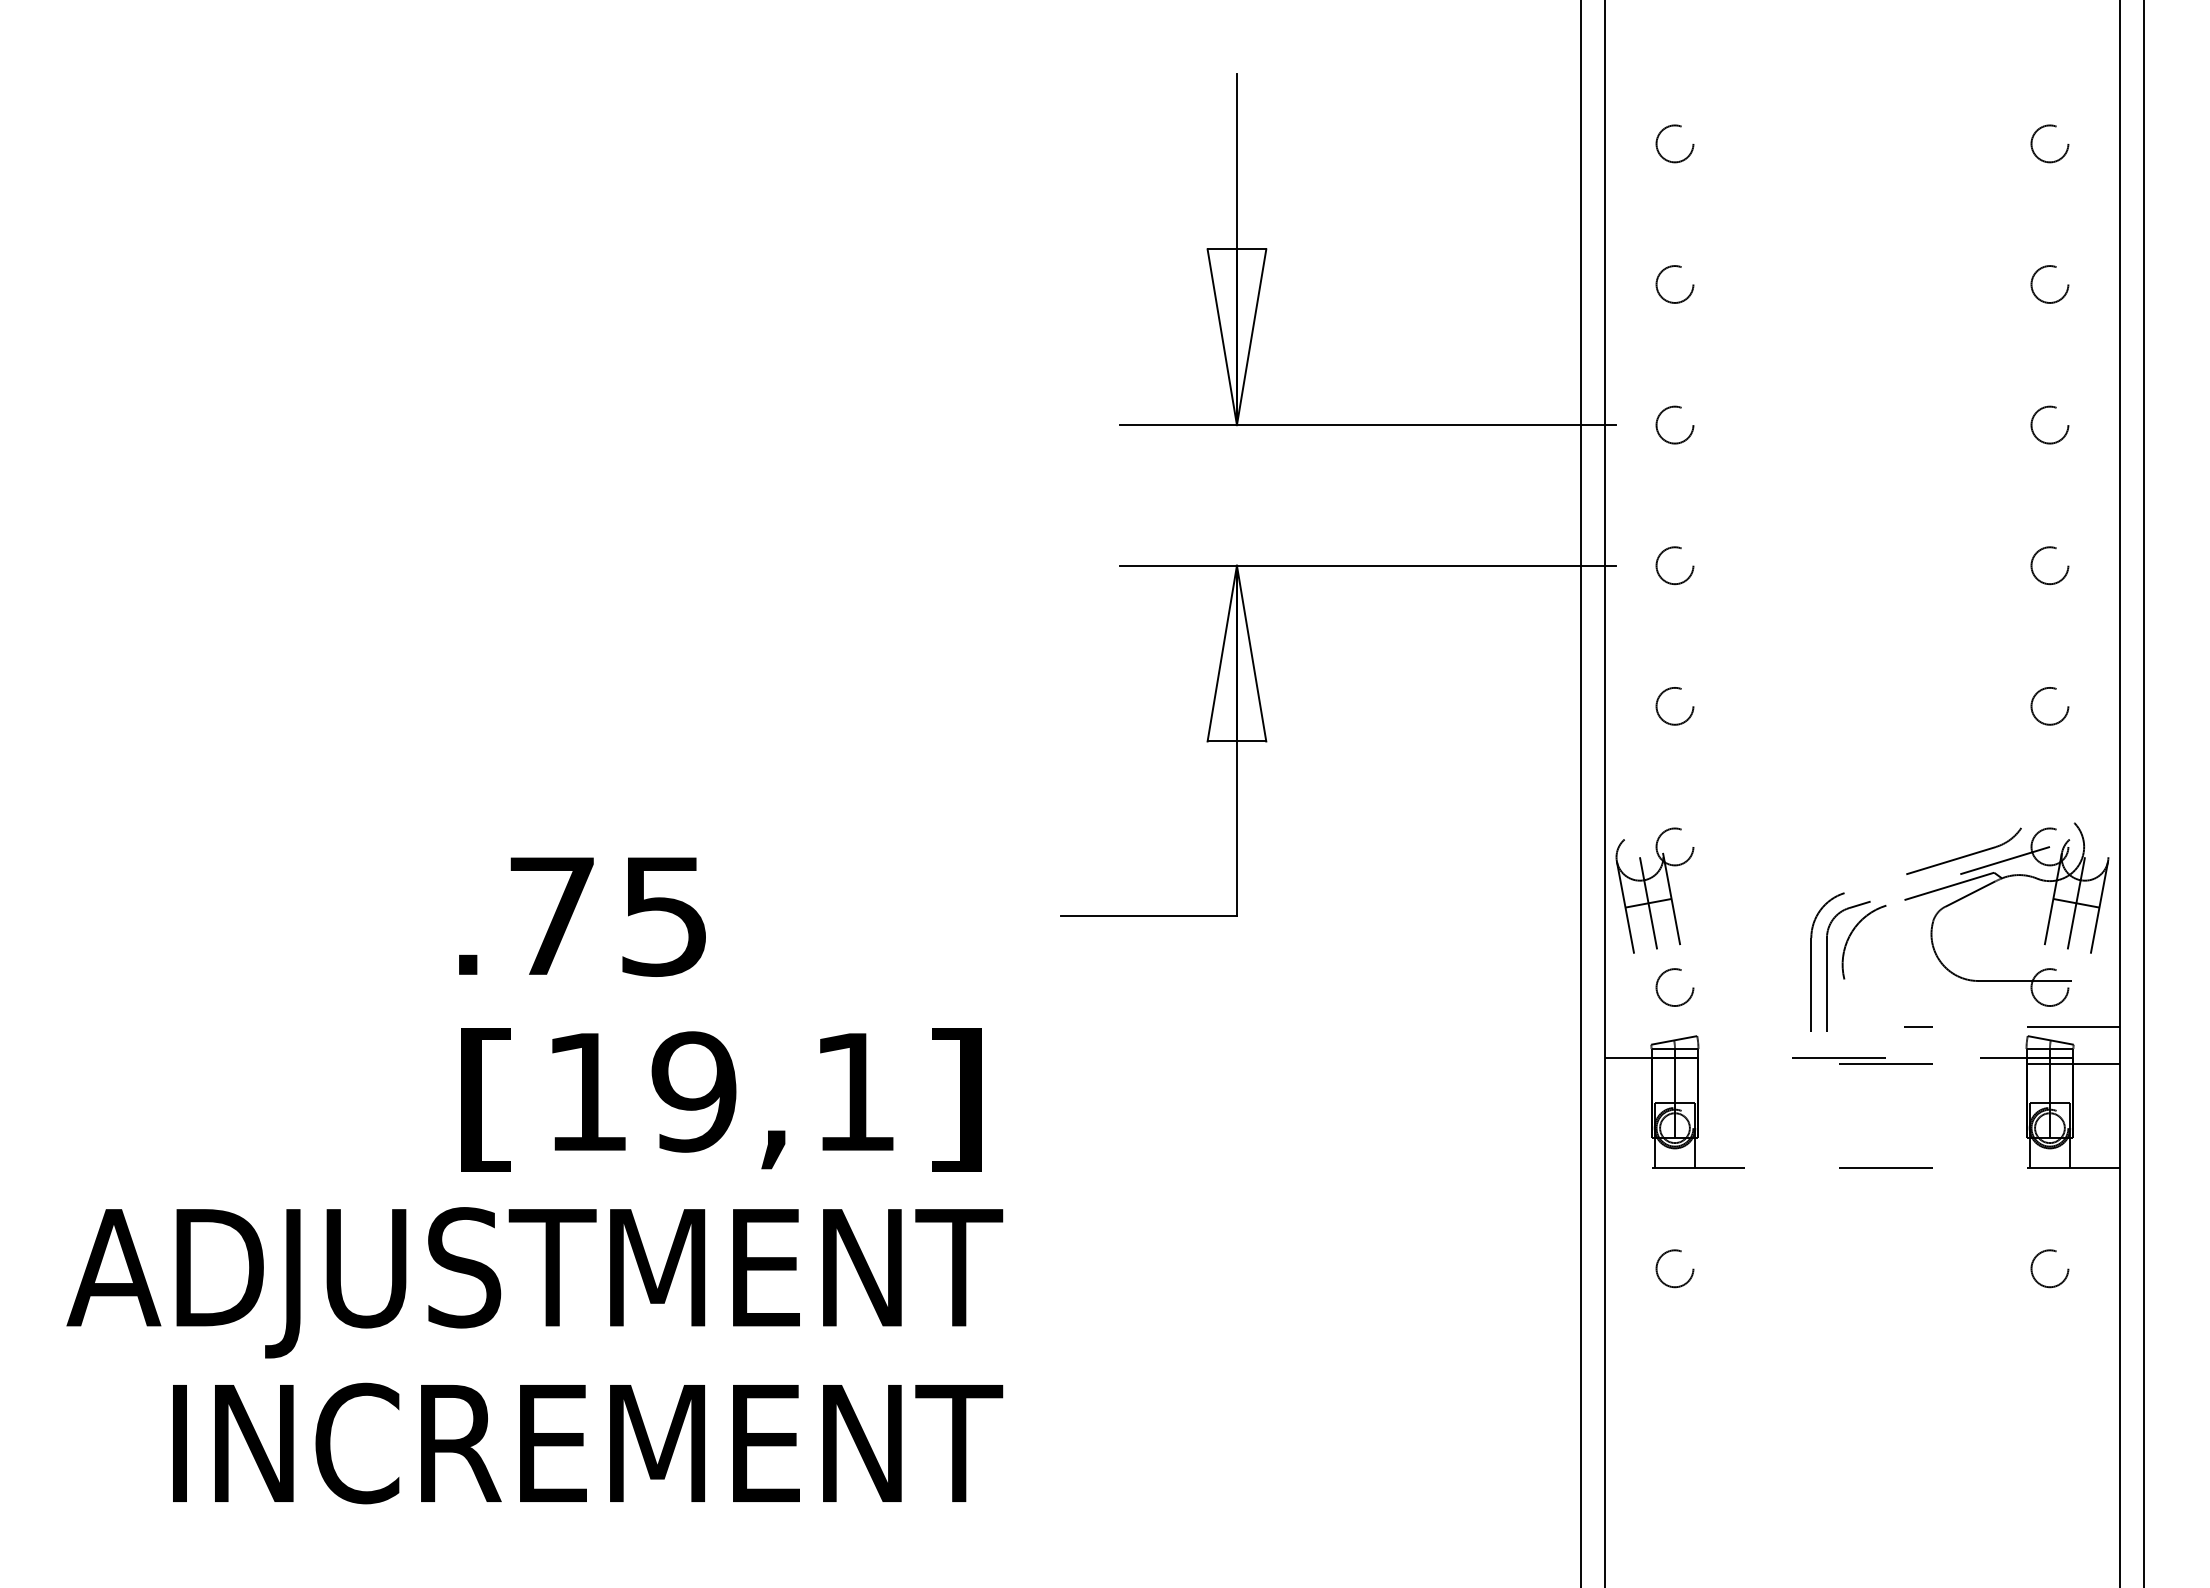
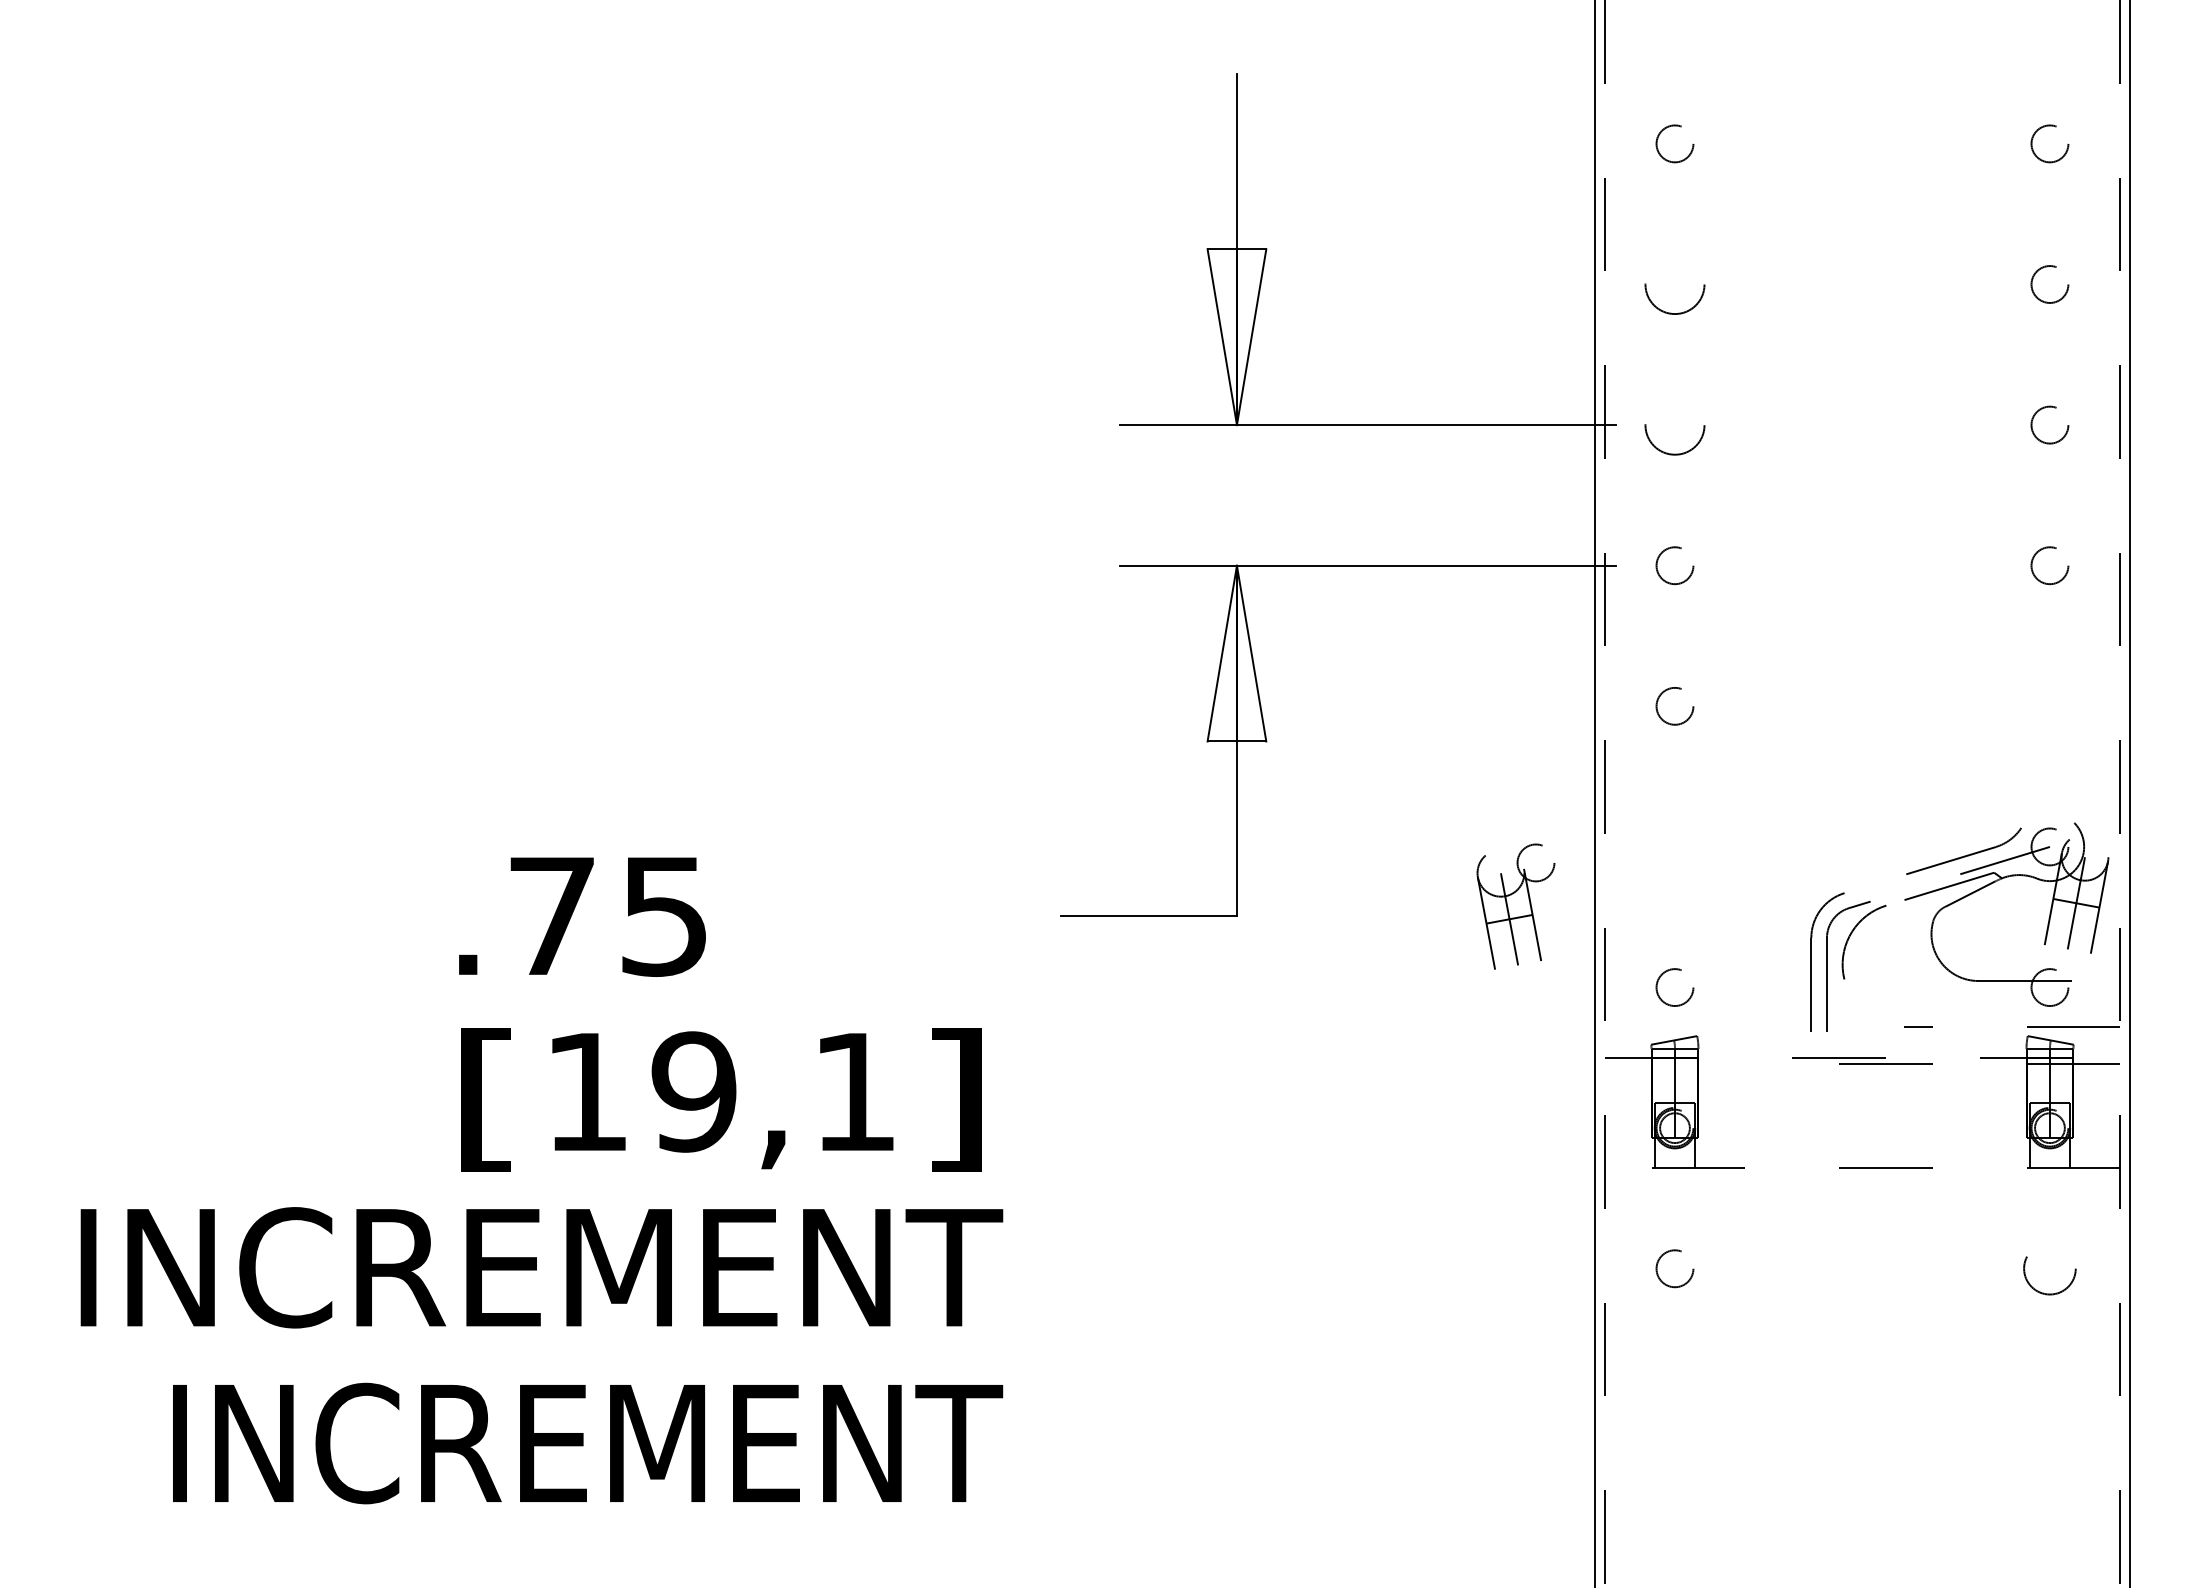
circle size: 40x39 px -> 62x32 px (1674, 298)
circle size: 40x40 px -> 62x32 px (1674, 439)
circle: present -> none (2049, 706)
line position: (1581, 793) -> (1595, 793) (1595, 793)
line: solid -> dashed (1604, 793)
line: solid -> dashed (2120, 793)
line position: (2143, 793) -> (2129, 793) (2129, 793)
part position: (1654, 890) -> (1515, 906) (1515, 906)
circle size: 40x40 px -> 54x40 px (2049, 1275)
text: ADJUSTMENT -> INCREMENT (516, 1282)
